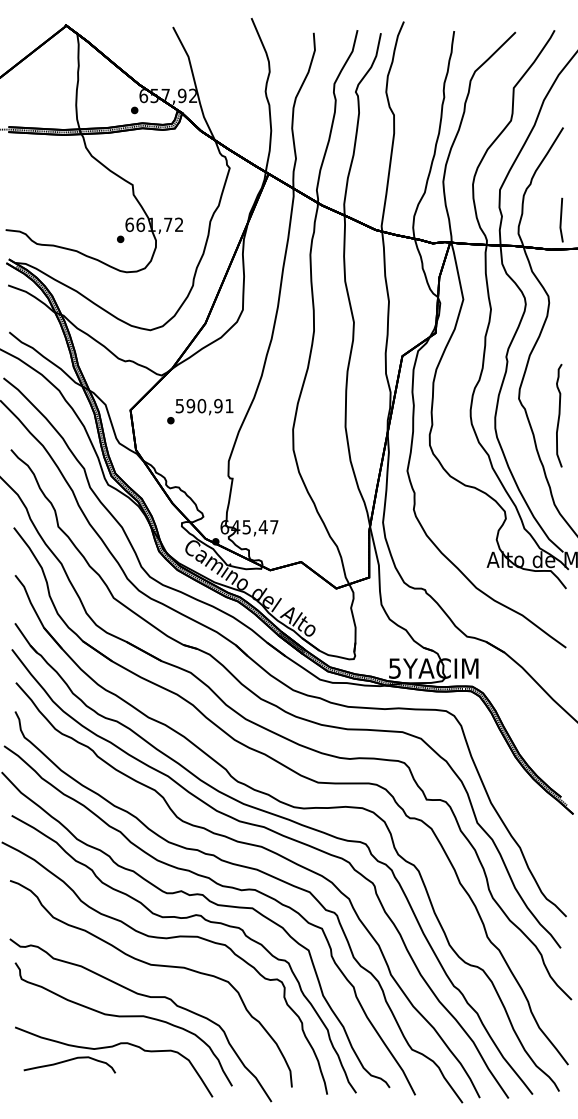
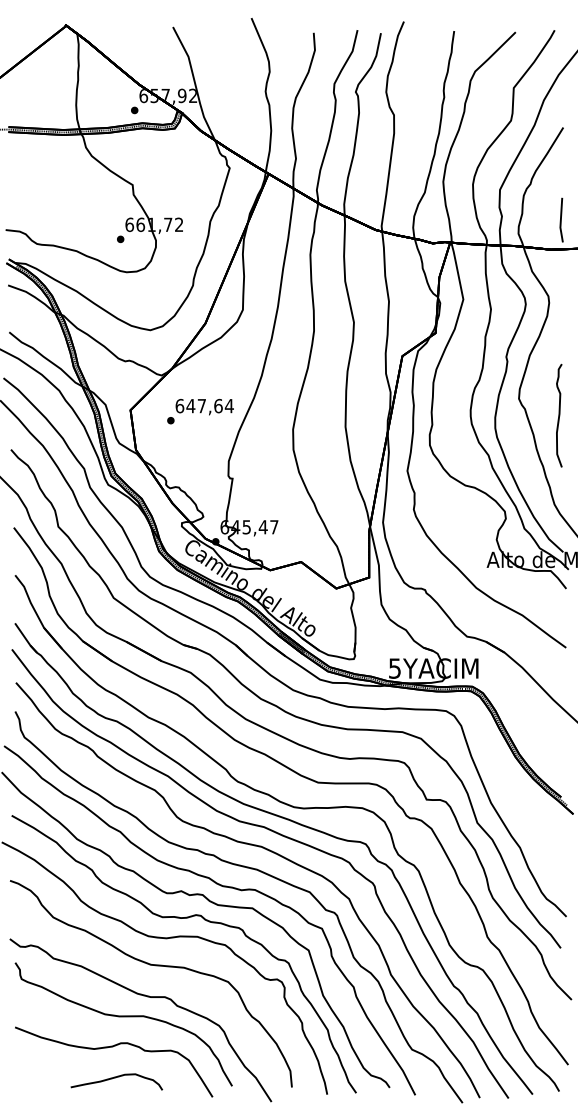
text: 590,91 -> 647,64 (204, 405)
part position: (69, 1064) -> (116, 1081) (116, 1081)
